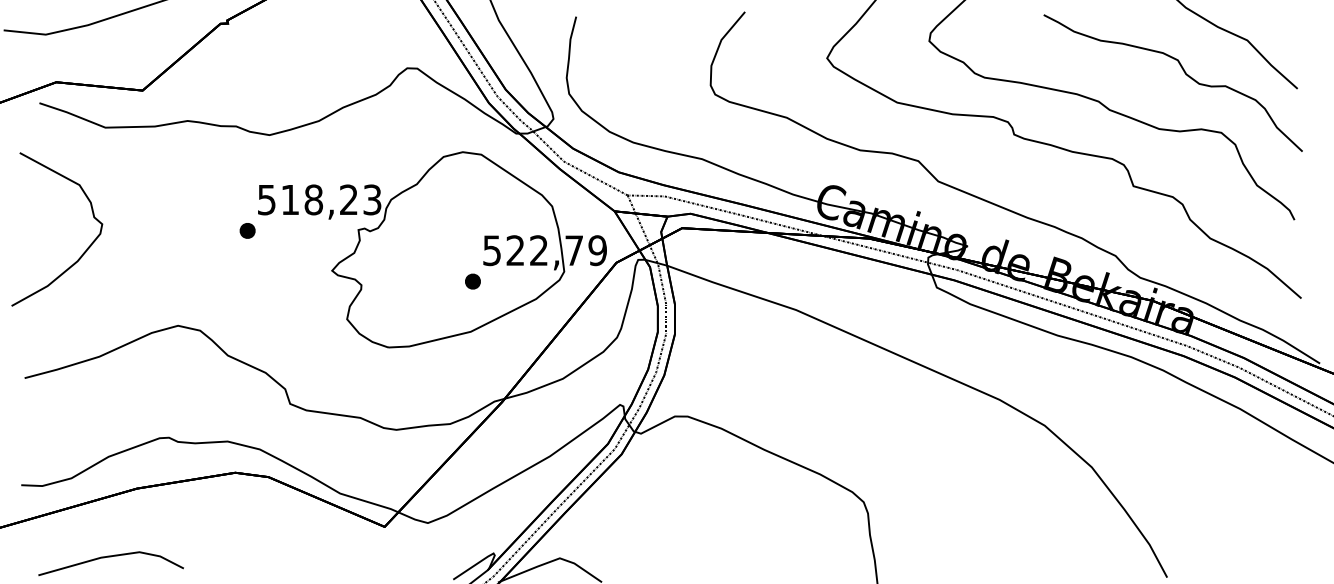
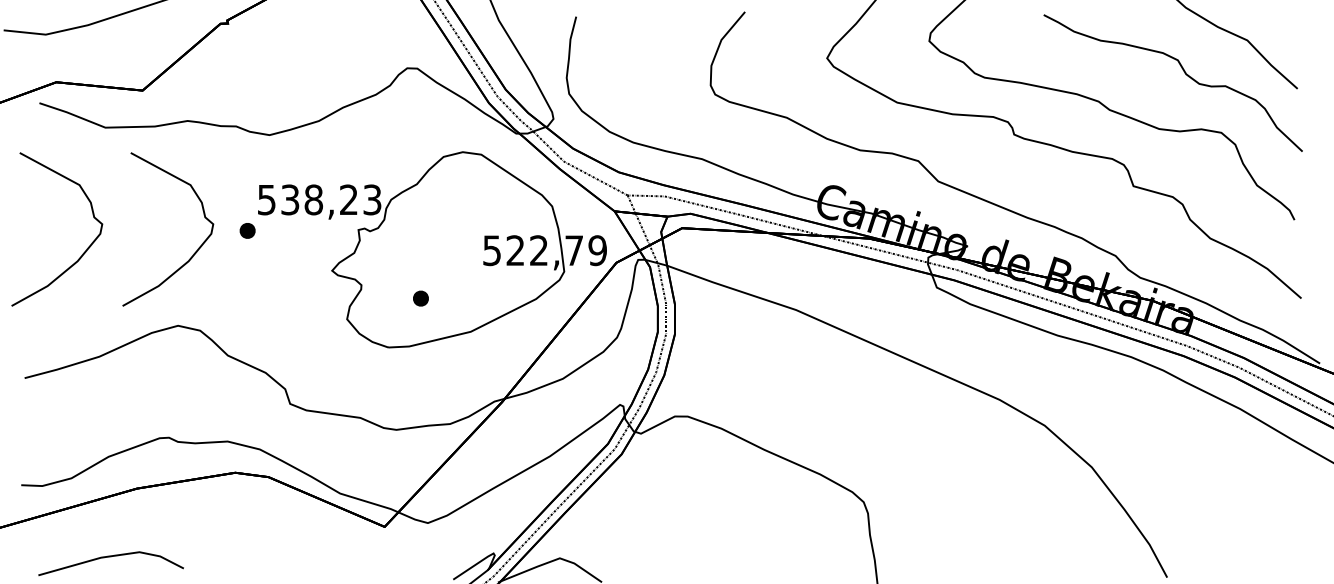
text: 518,23 -> 538,23 (290, 199)
curve: none -> present (193, 253)
part position: (472, 281) -> (420, 298) (420, 298)
